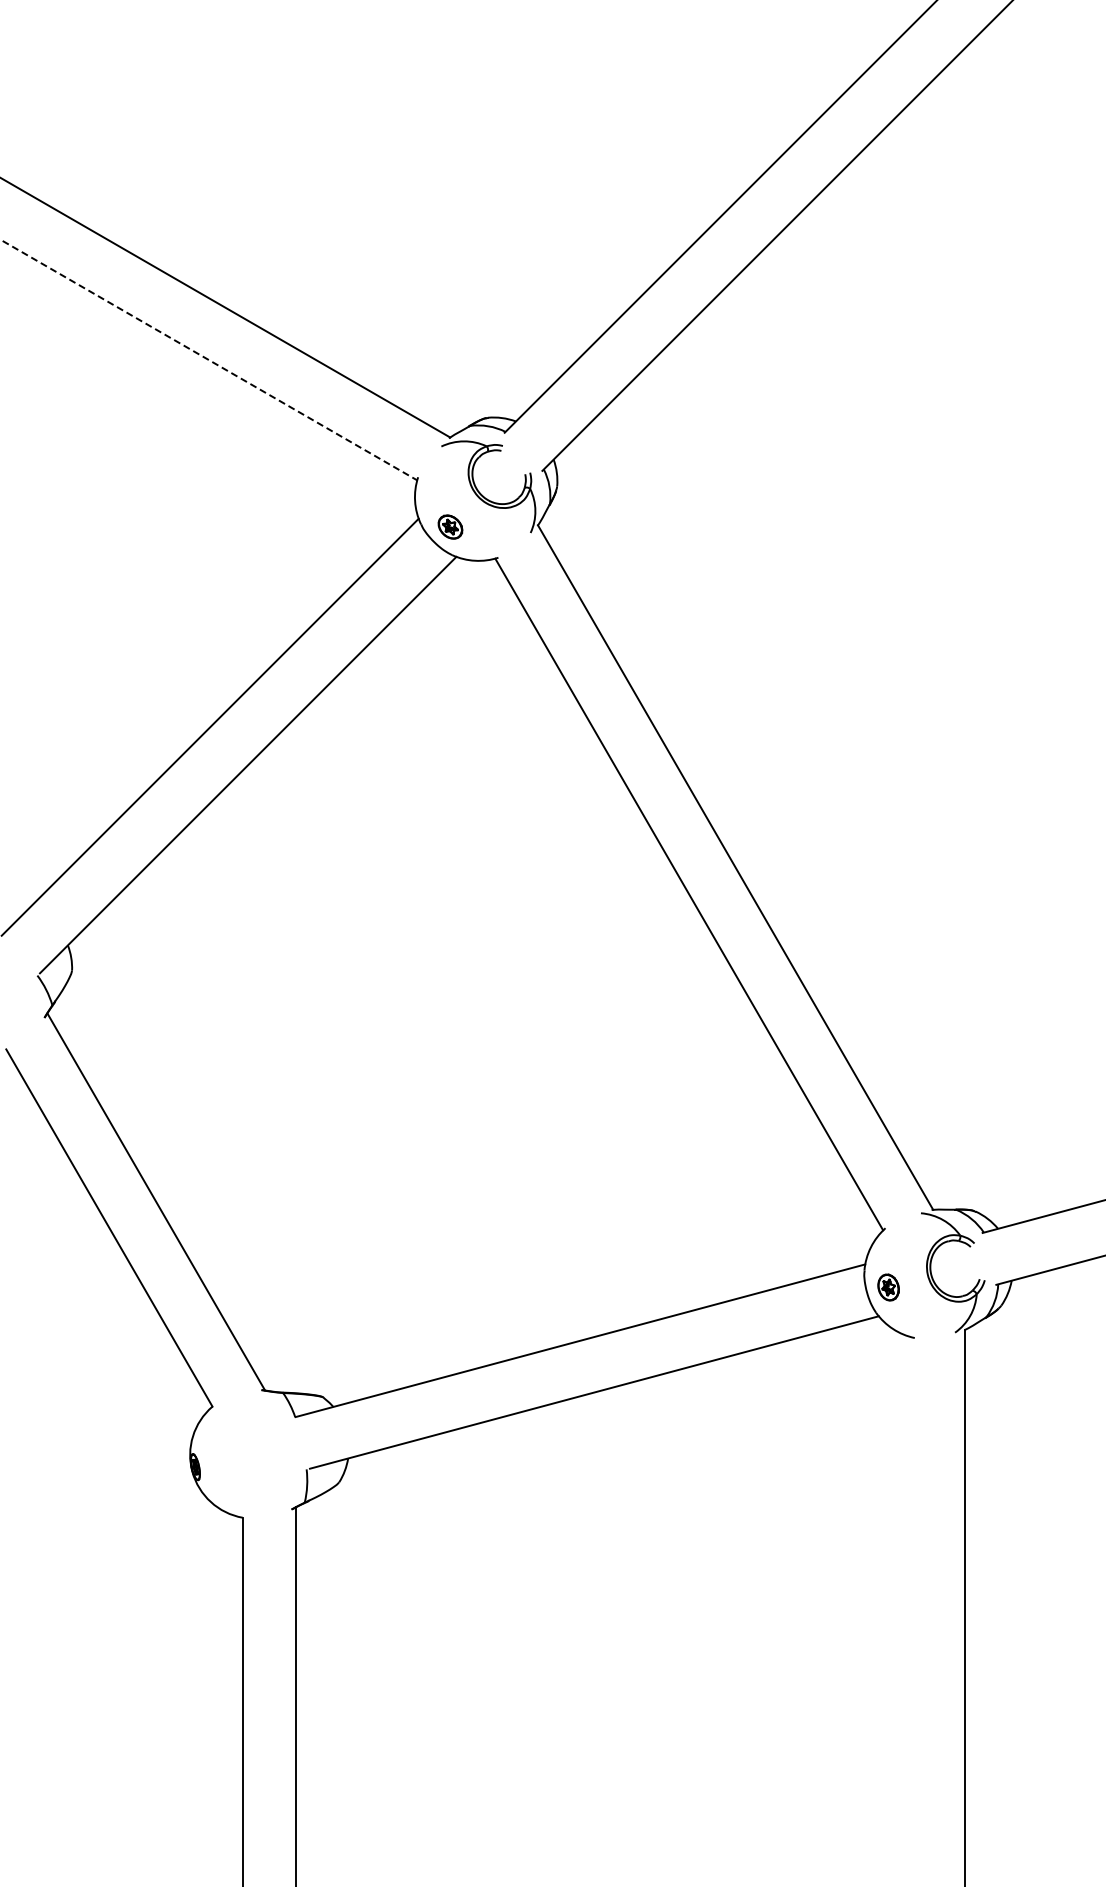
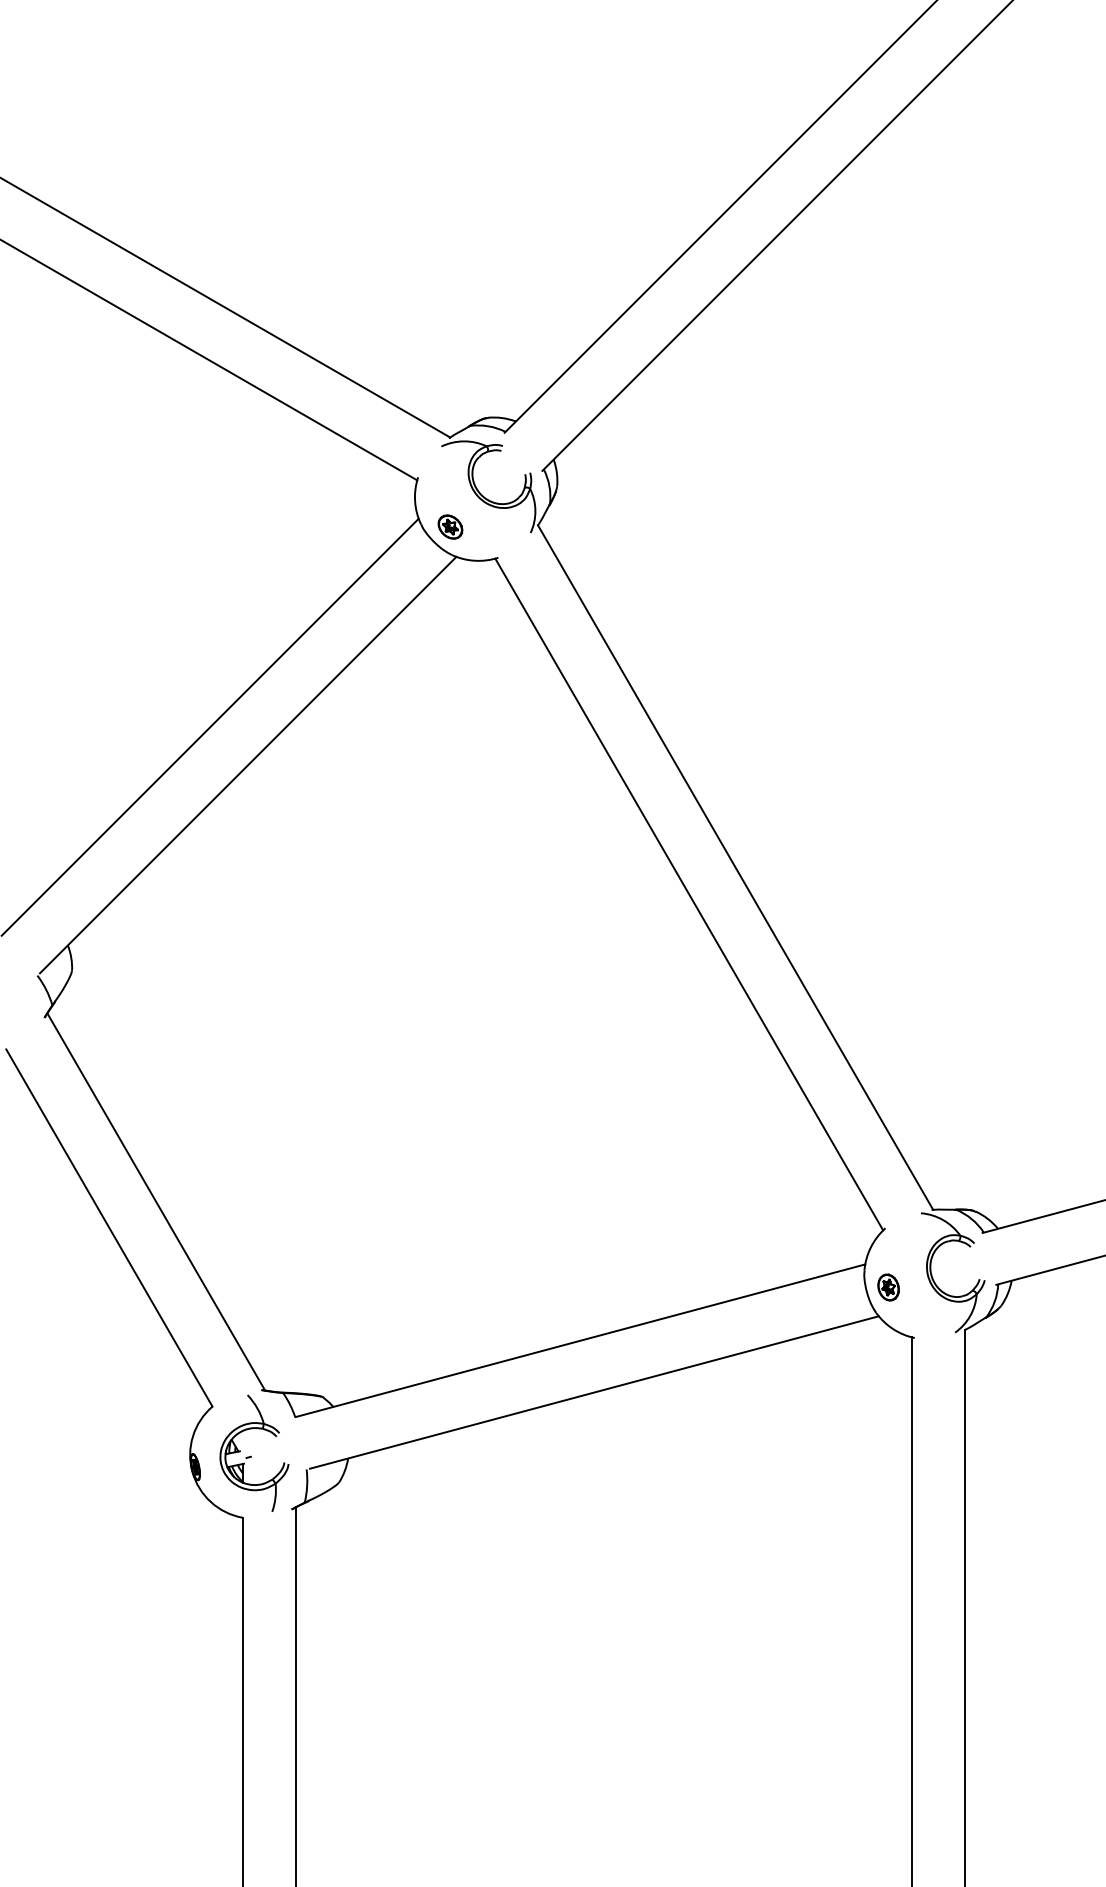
line: dashed -> solid (208, 359)
part: none -> present (254, 1452)
line: none -> present (911, 1610)
